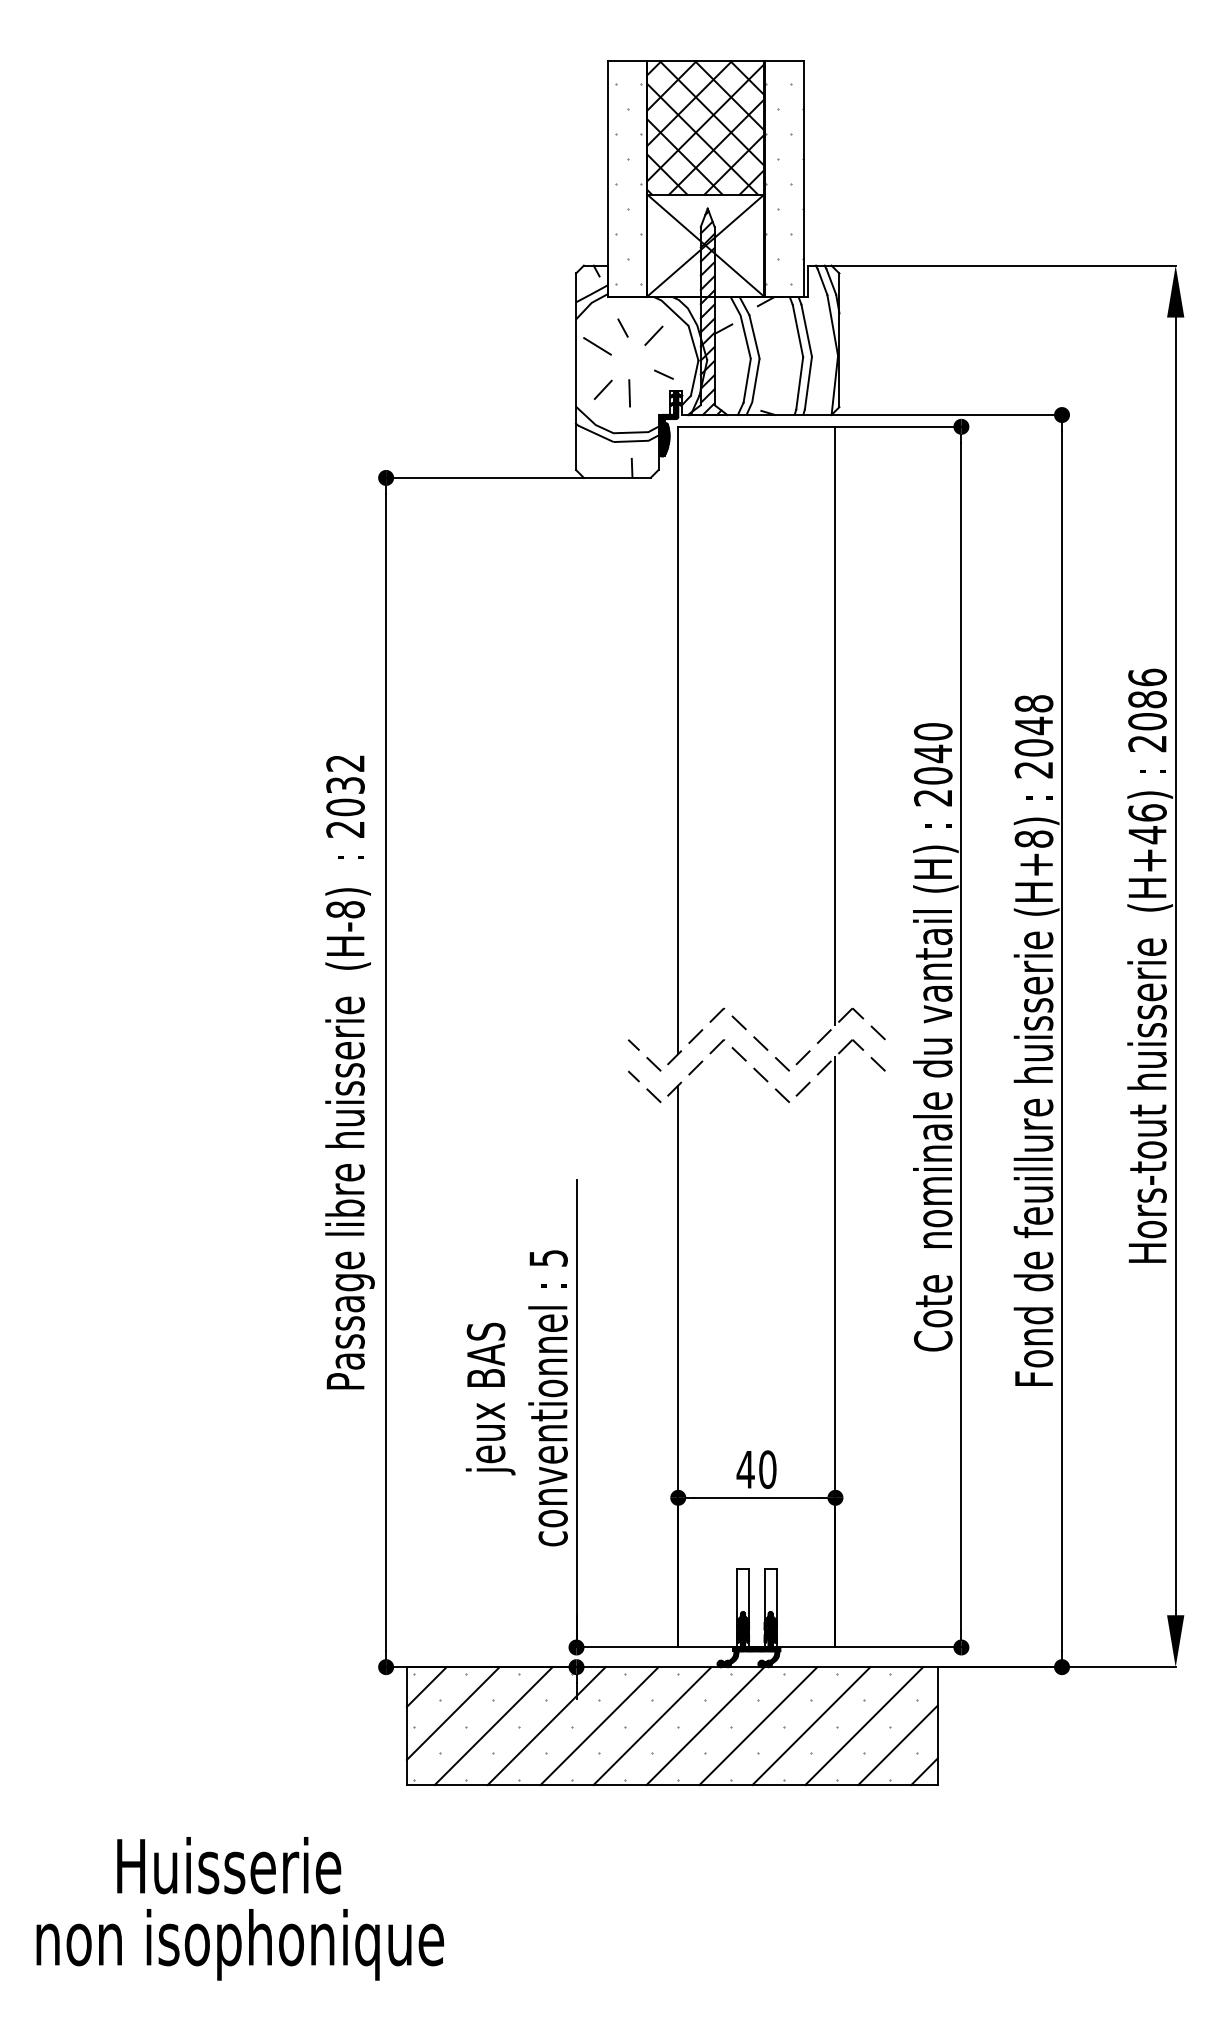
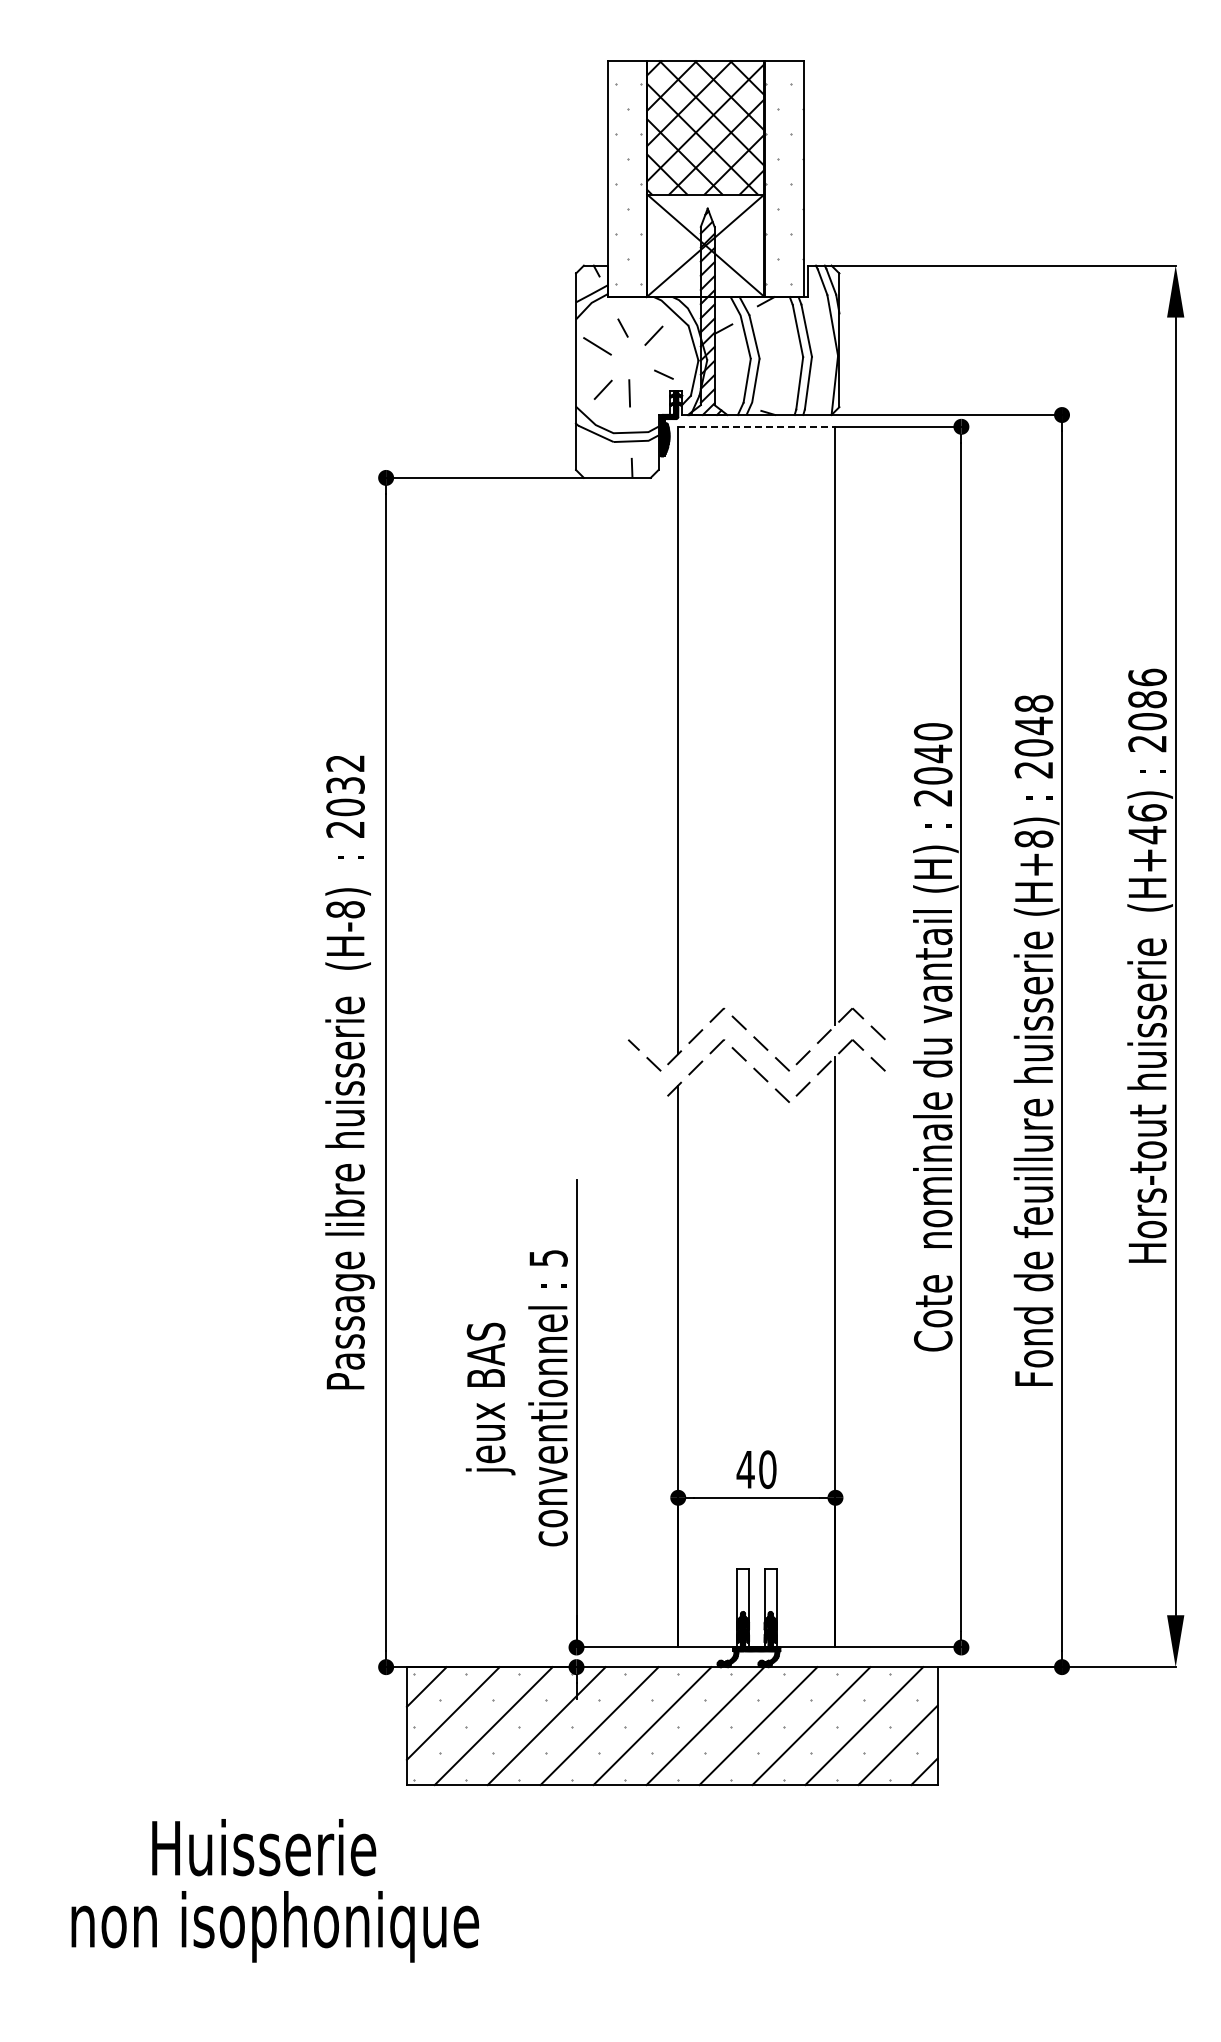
line: solid -> dashed (756, 426)
line: present -> none (647, 1088)
text position: (239, 1908) -> (274, 1890) (274, 1890)
